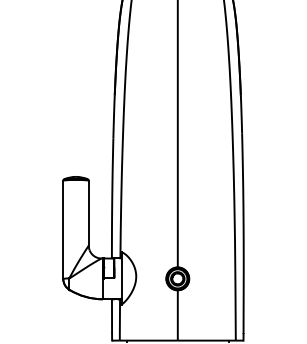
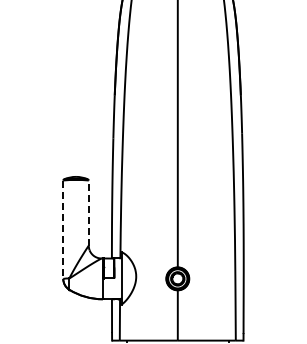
line: solid -> dashed (88, 213)
line: solid -> dashed (63, 230)
